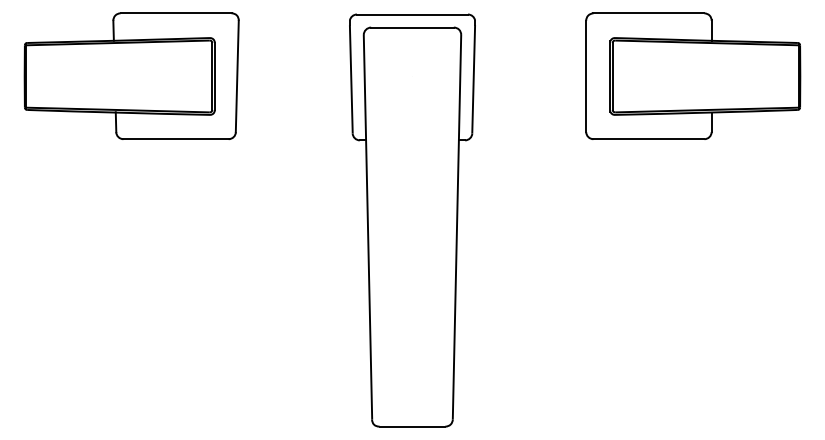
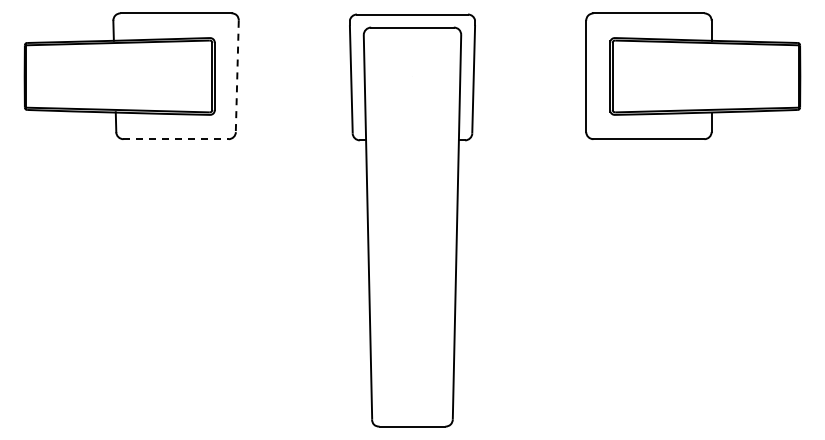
line: solid -> dashed (237, 76)
line: solid -> dashed (176, 139)
